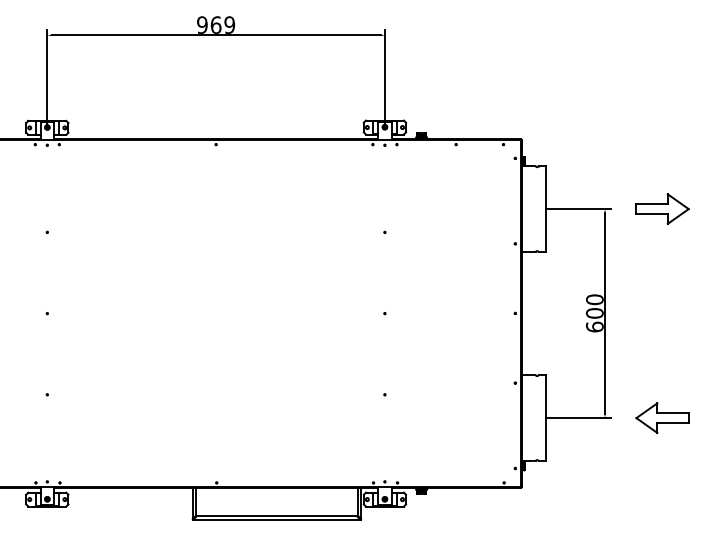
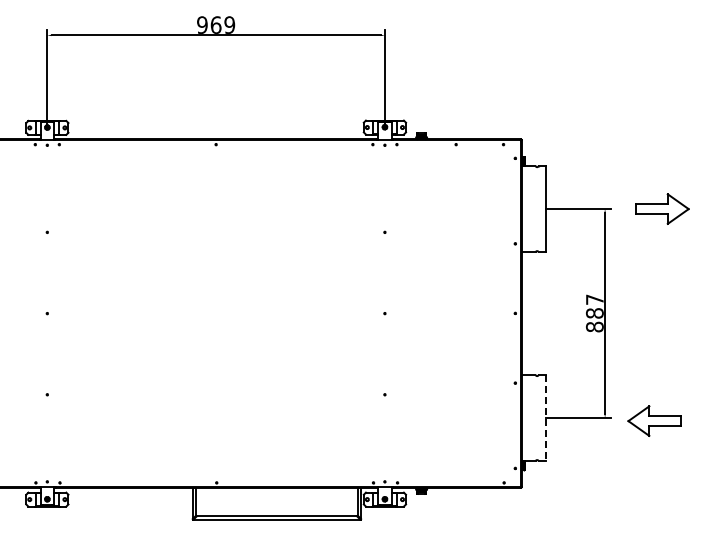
text: 600 -> 887 (594, 313)
line: solid -> dashed (545, 417)
part position: (662, 417) -> (654, 420) (654, 420)
